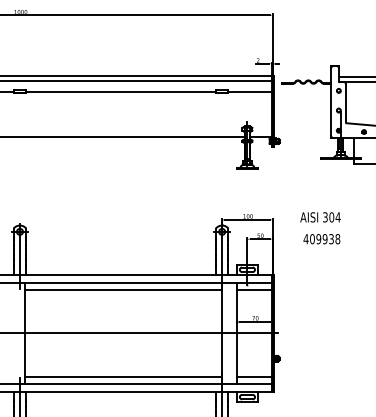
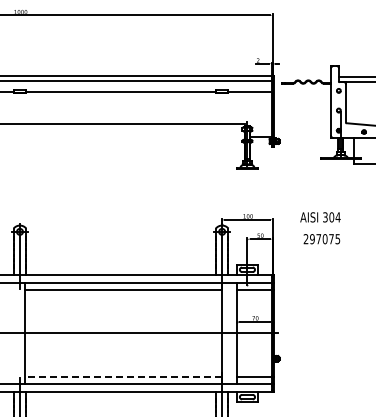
line position: (123, 137) -> (123, 124) (123, 124)
text: 409938 -> 297075 (321, 239)
line: solid -> dashed (123, 376)
